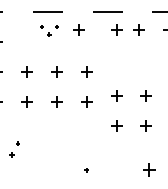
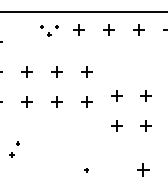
line: dashed -> solid (84, 12)
part position: (116, 29) -> (108, 29) (108, 29)
part position: (149, 169) -> (143, 169) (143, 169)
